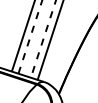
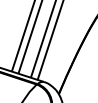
line: dashed -> solid (30, 36)
line: dashed -> solid (43, 39)
